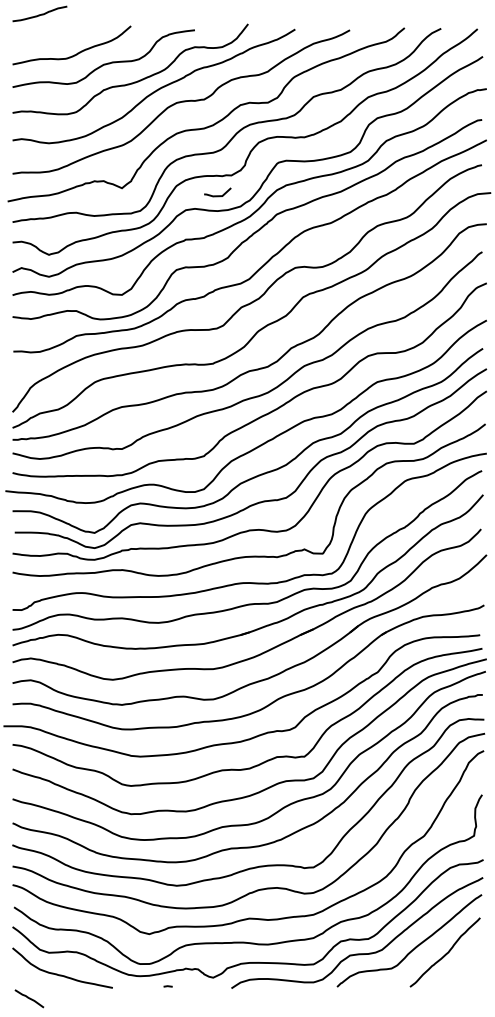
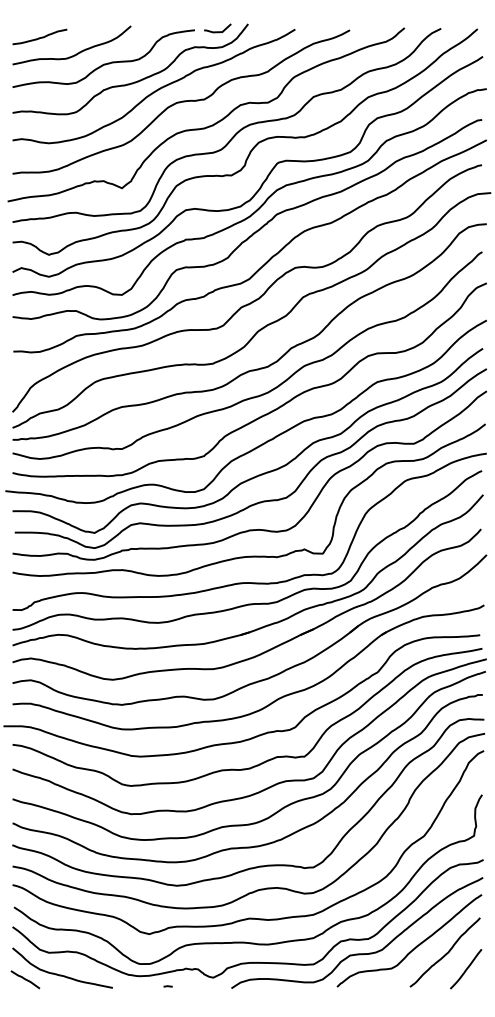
curve position: (39, 14) -> (39, 37) (39, 37)
curve position: (217, 195) -> (217, 31) (217, 31)
line: none -> present (466, 969)
line position: (29, 998) -> (25, 979) (25, 979)
